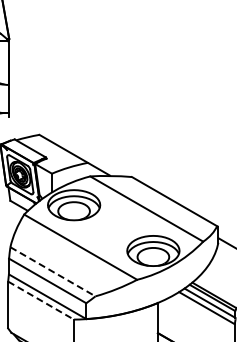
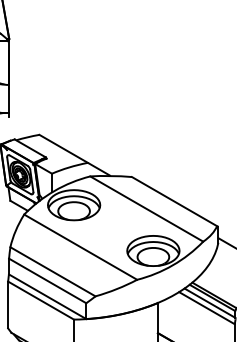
line: dashed -> solid (53, 272)
line: dashed -> solid (41, 300)
